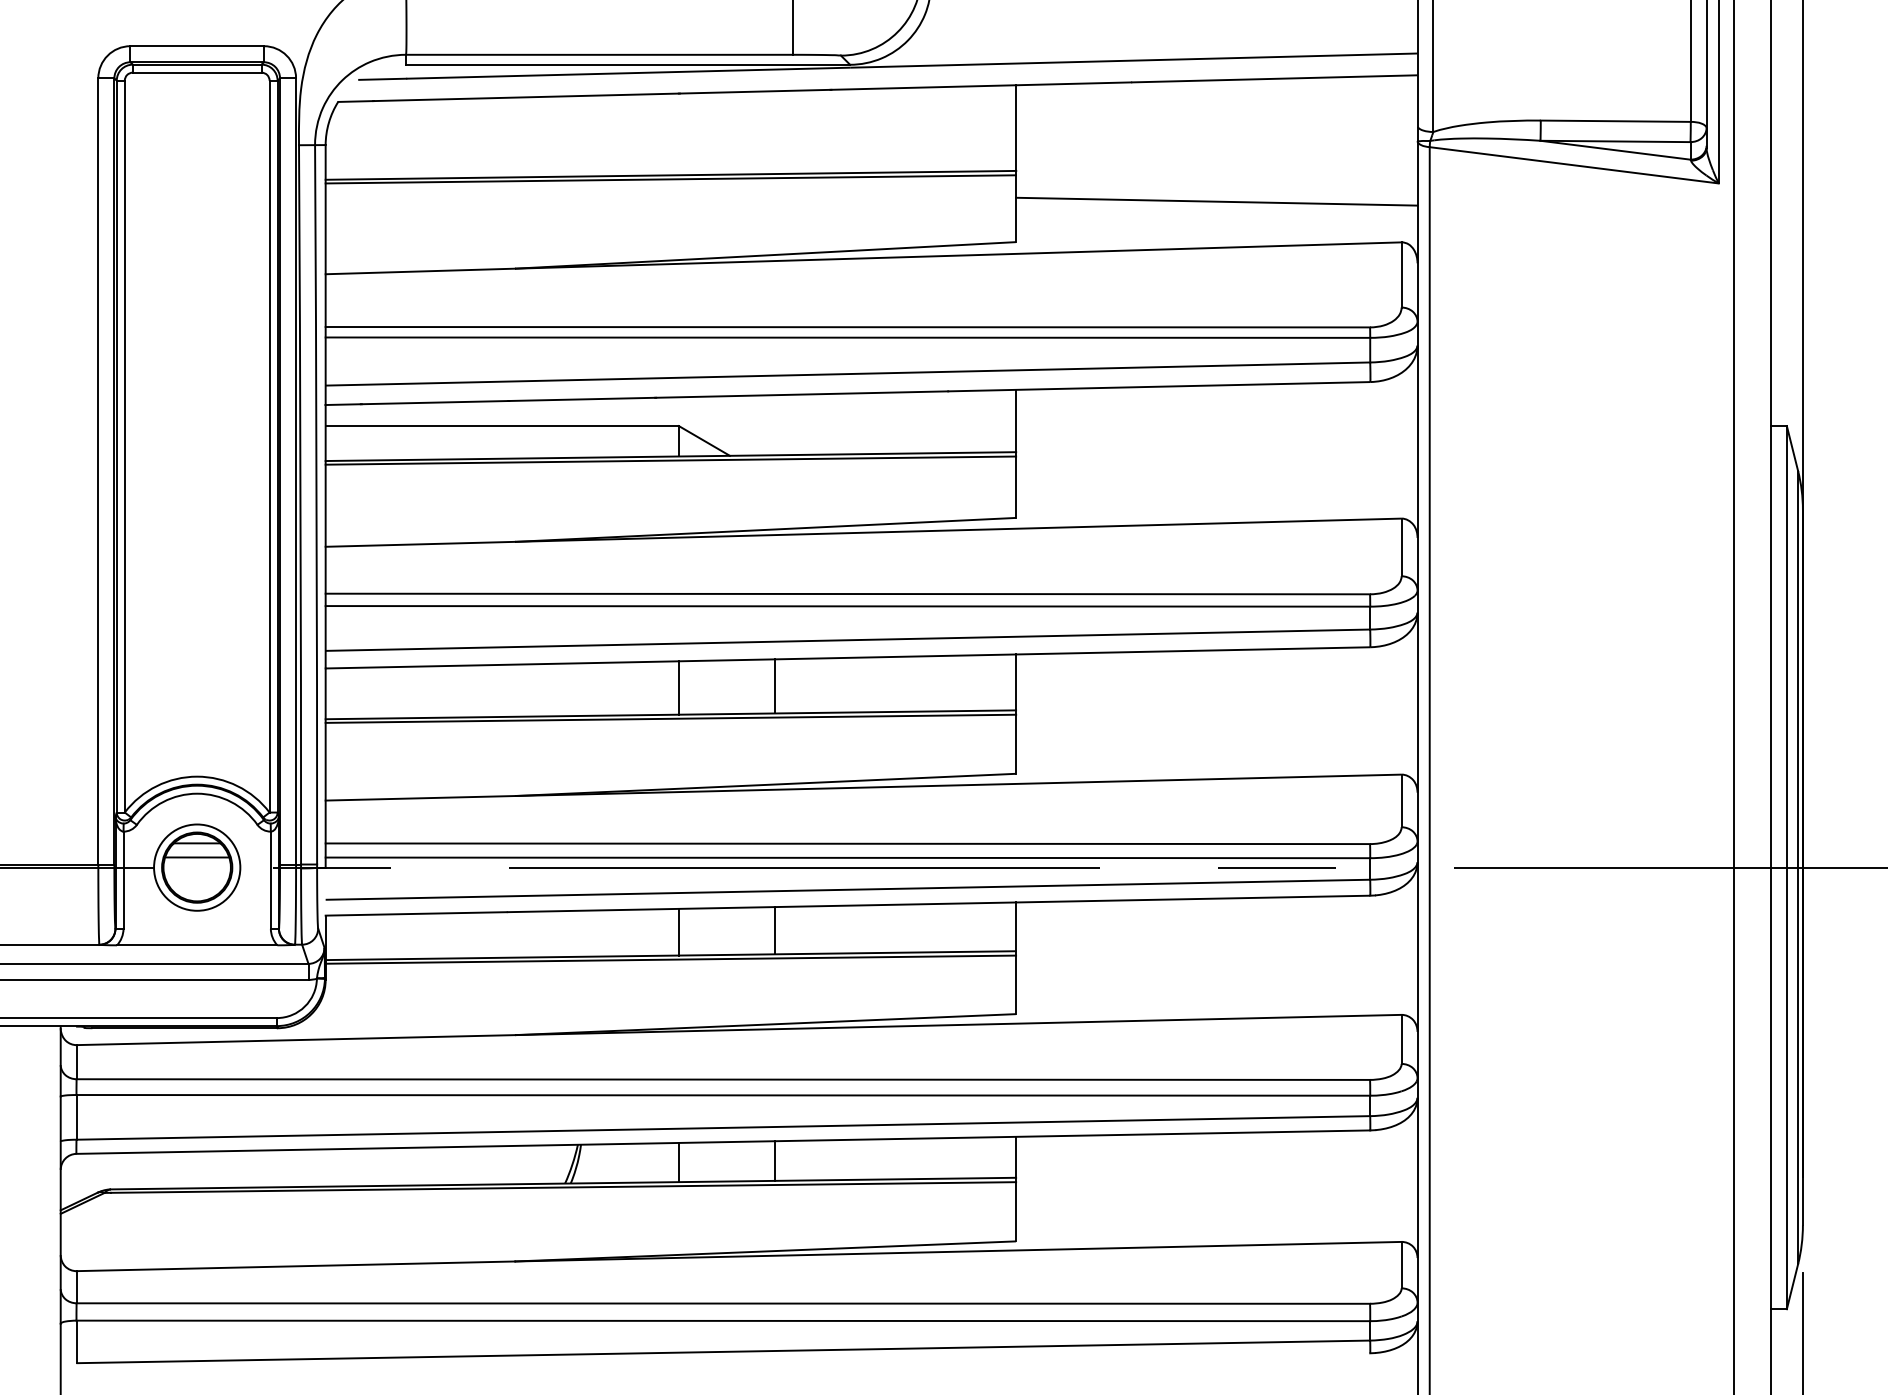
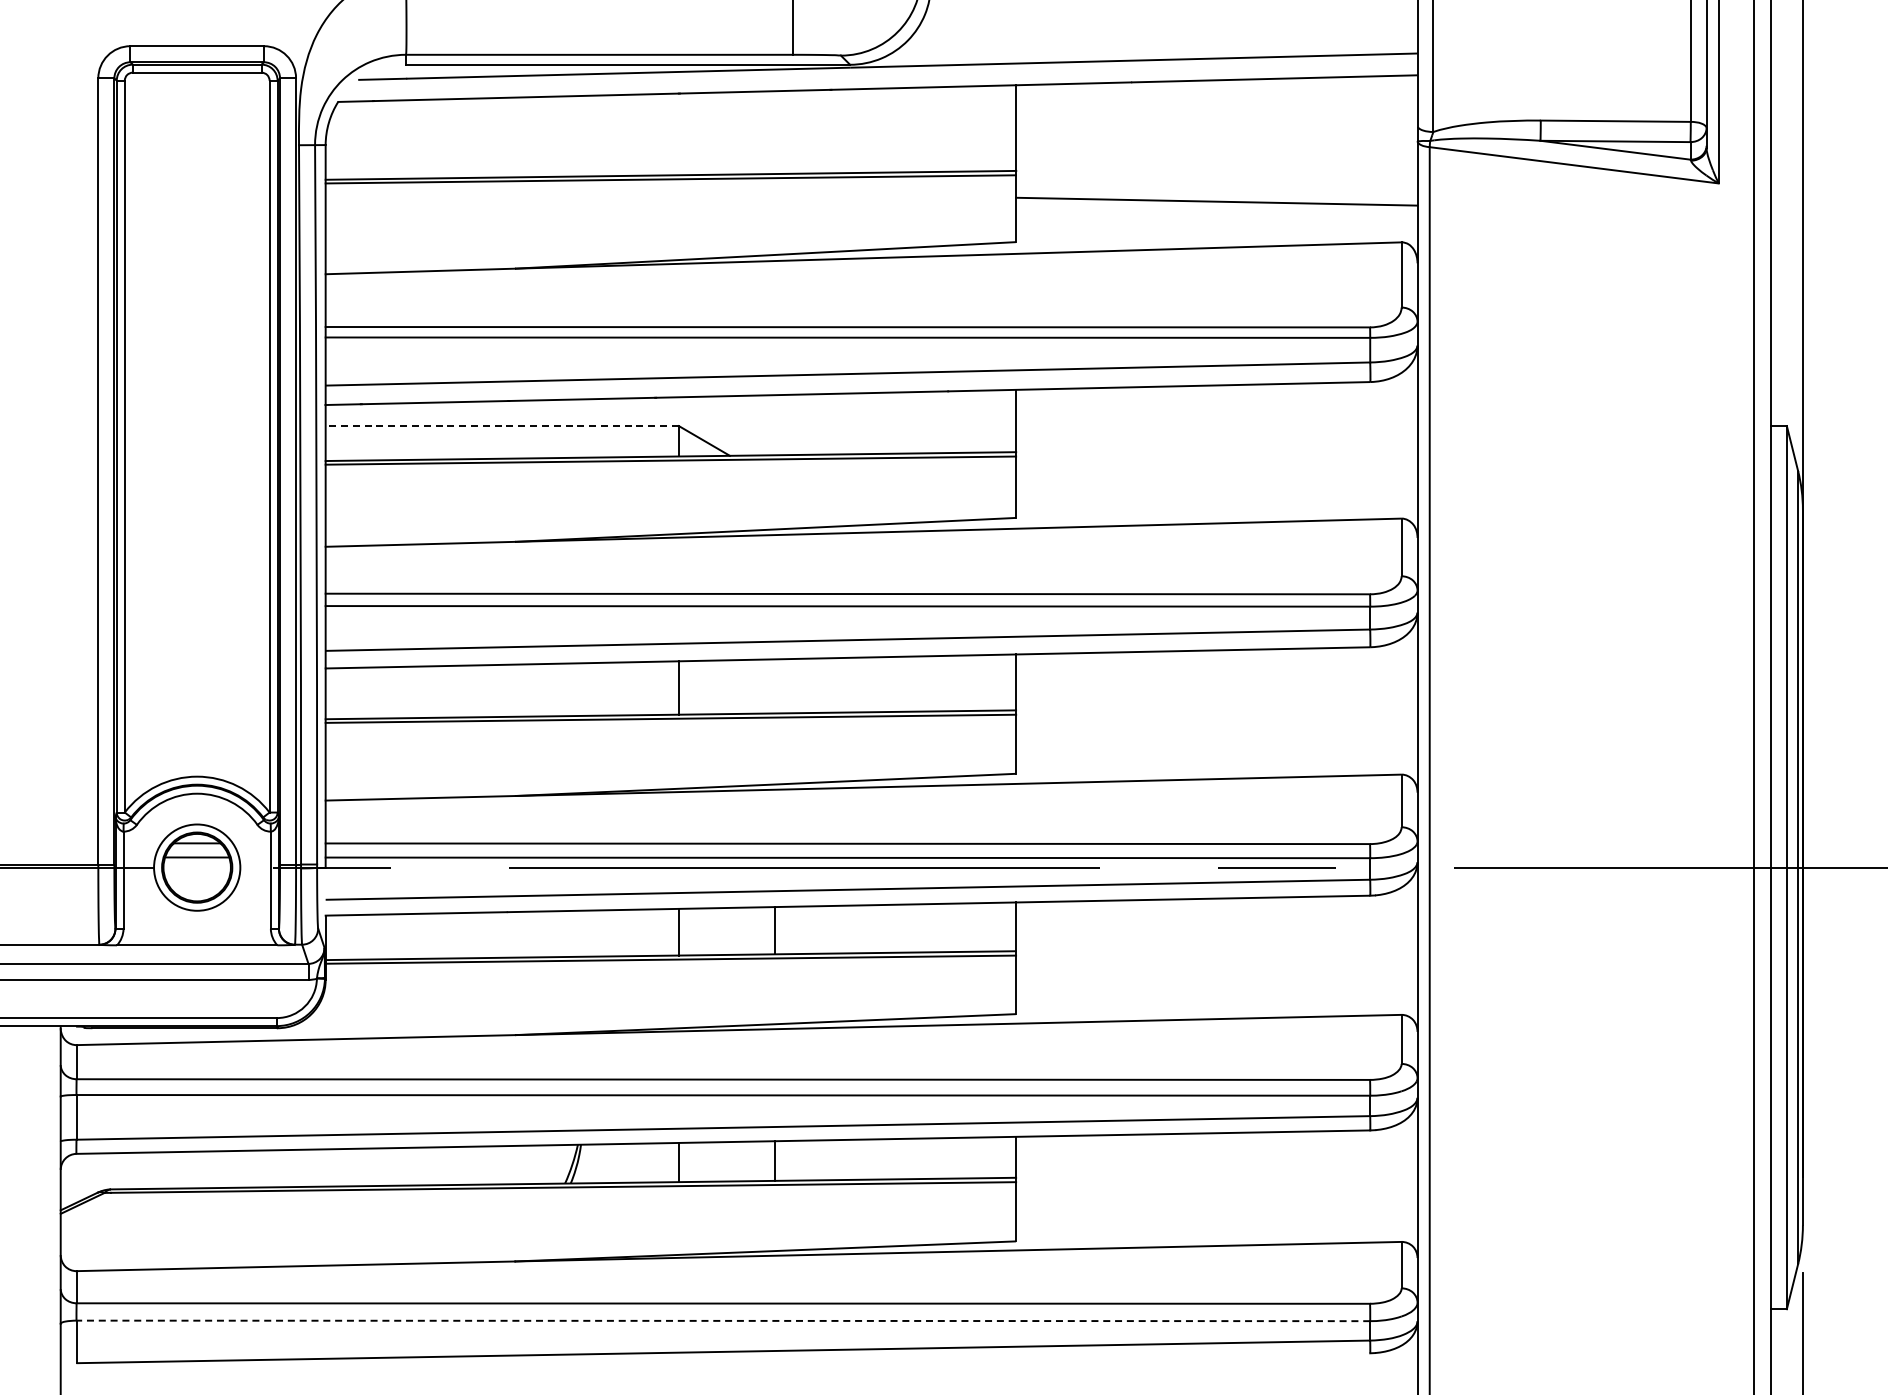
line: solid -> dashed (502, 426)
line: present -> none (775, 686)
line position: (1734, 696) -> (1754, 696) (1754, 696)
line: solid -> dashed (723, 1320)
